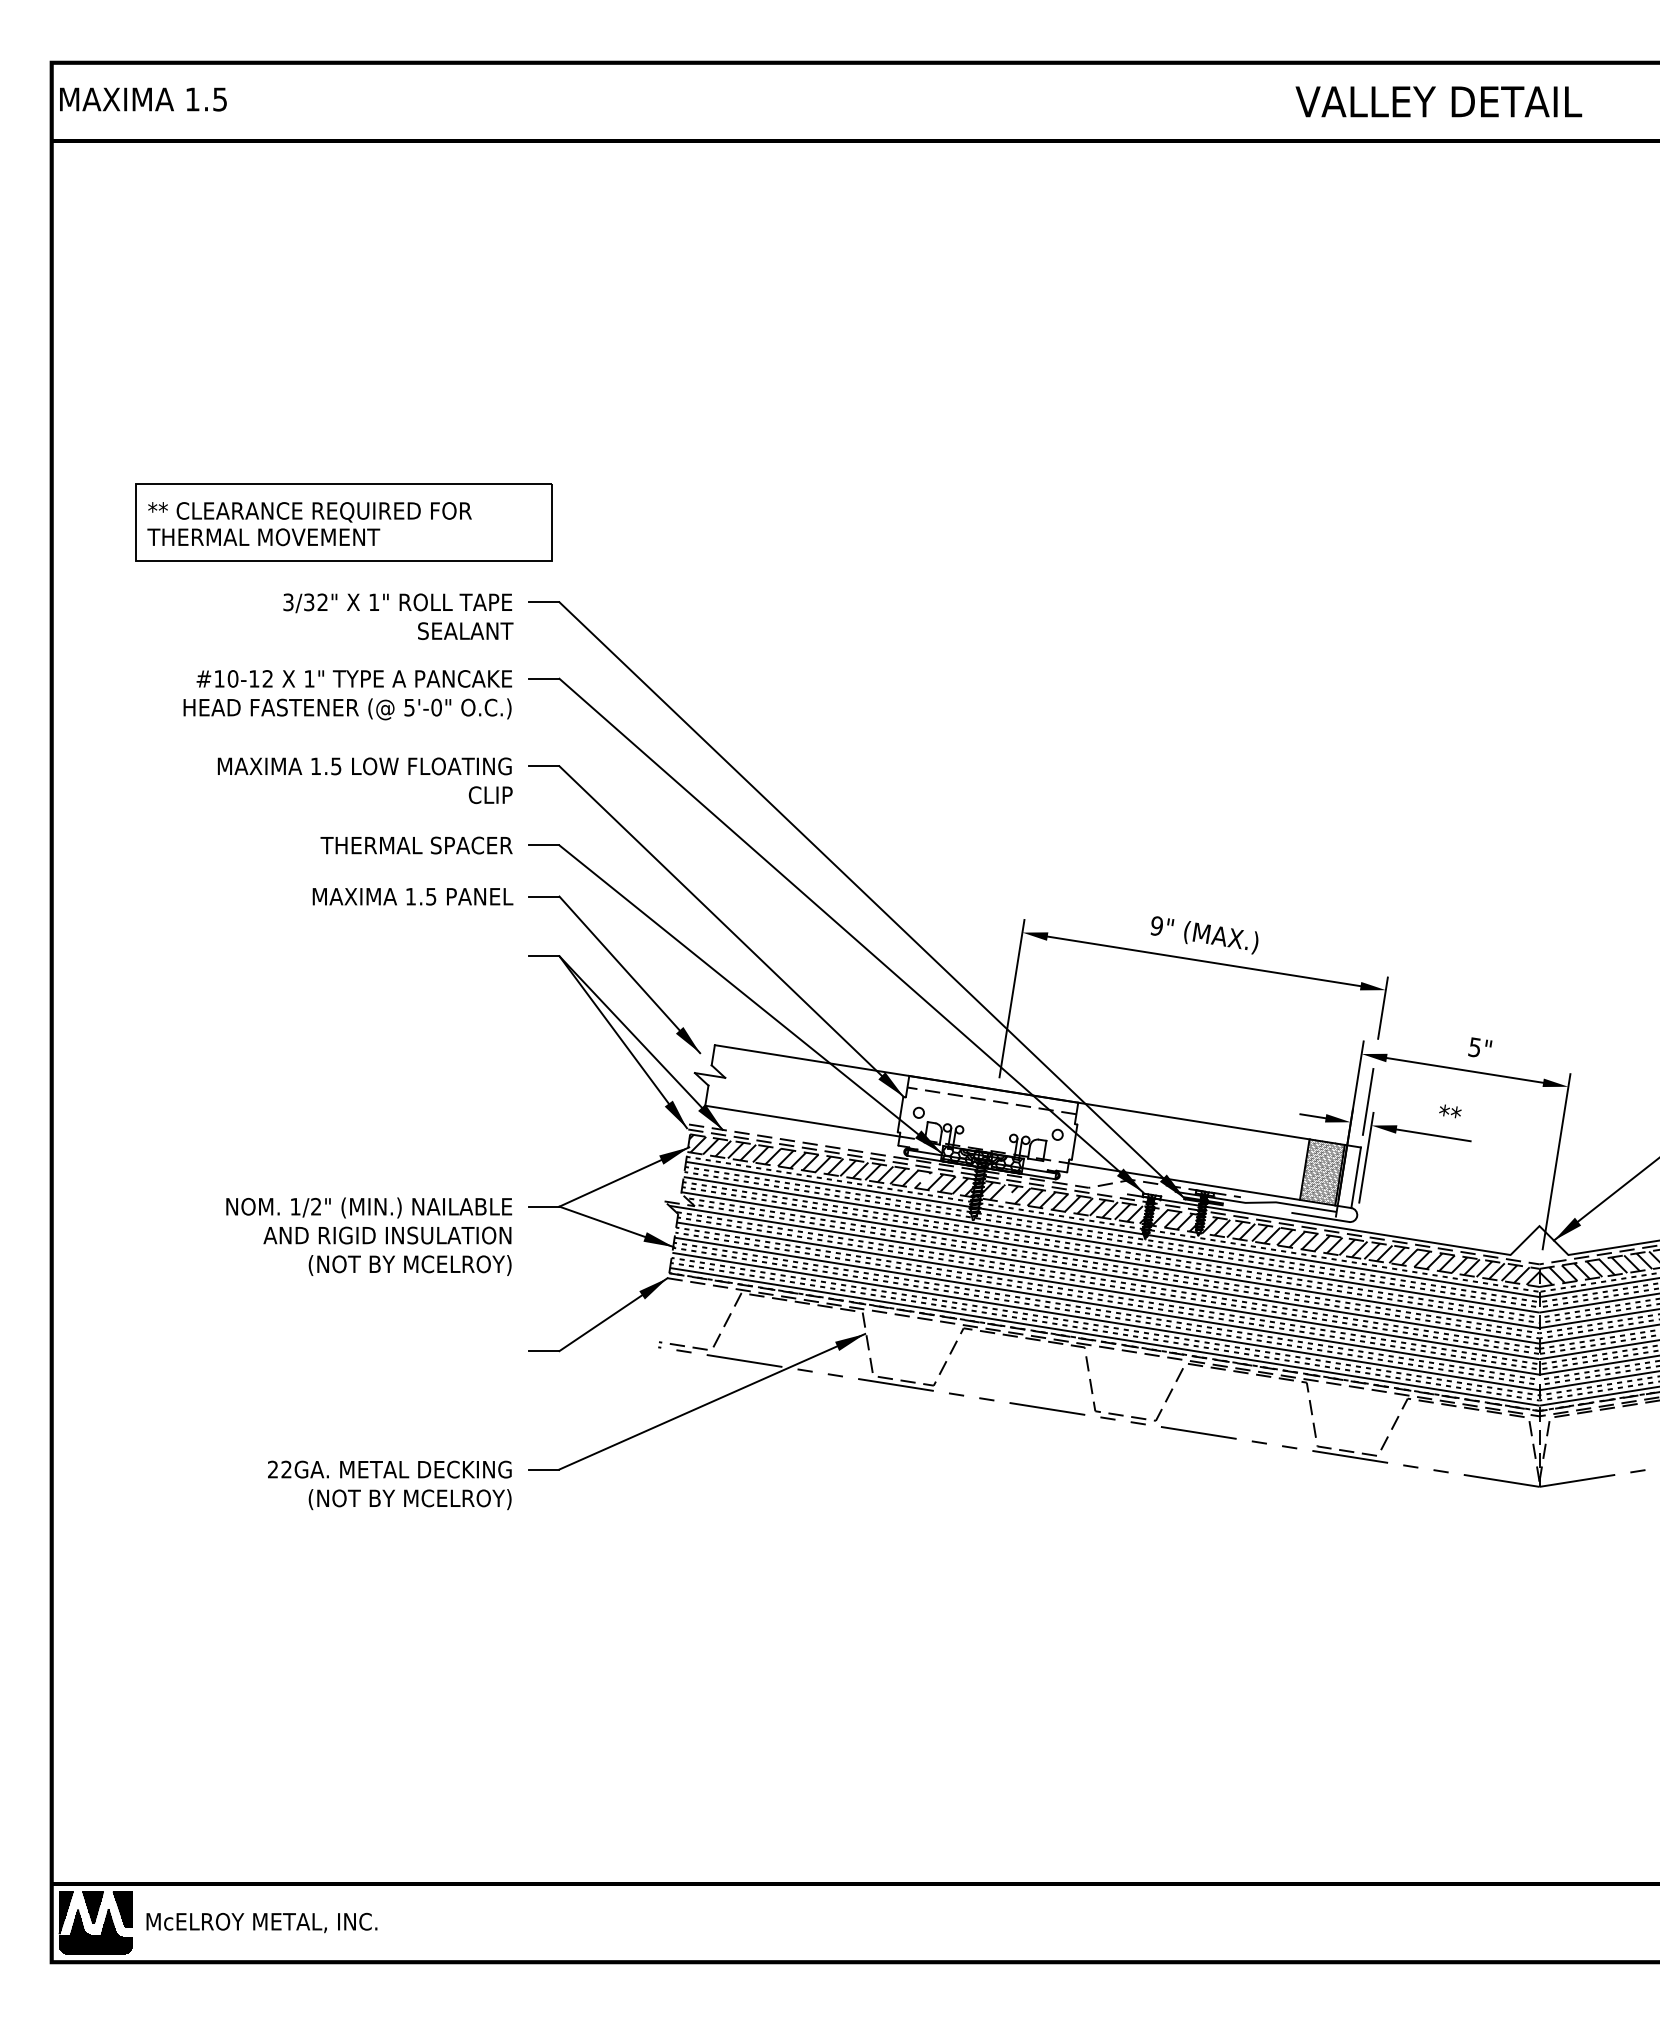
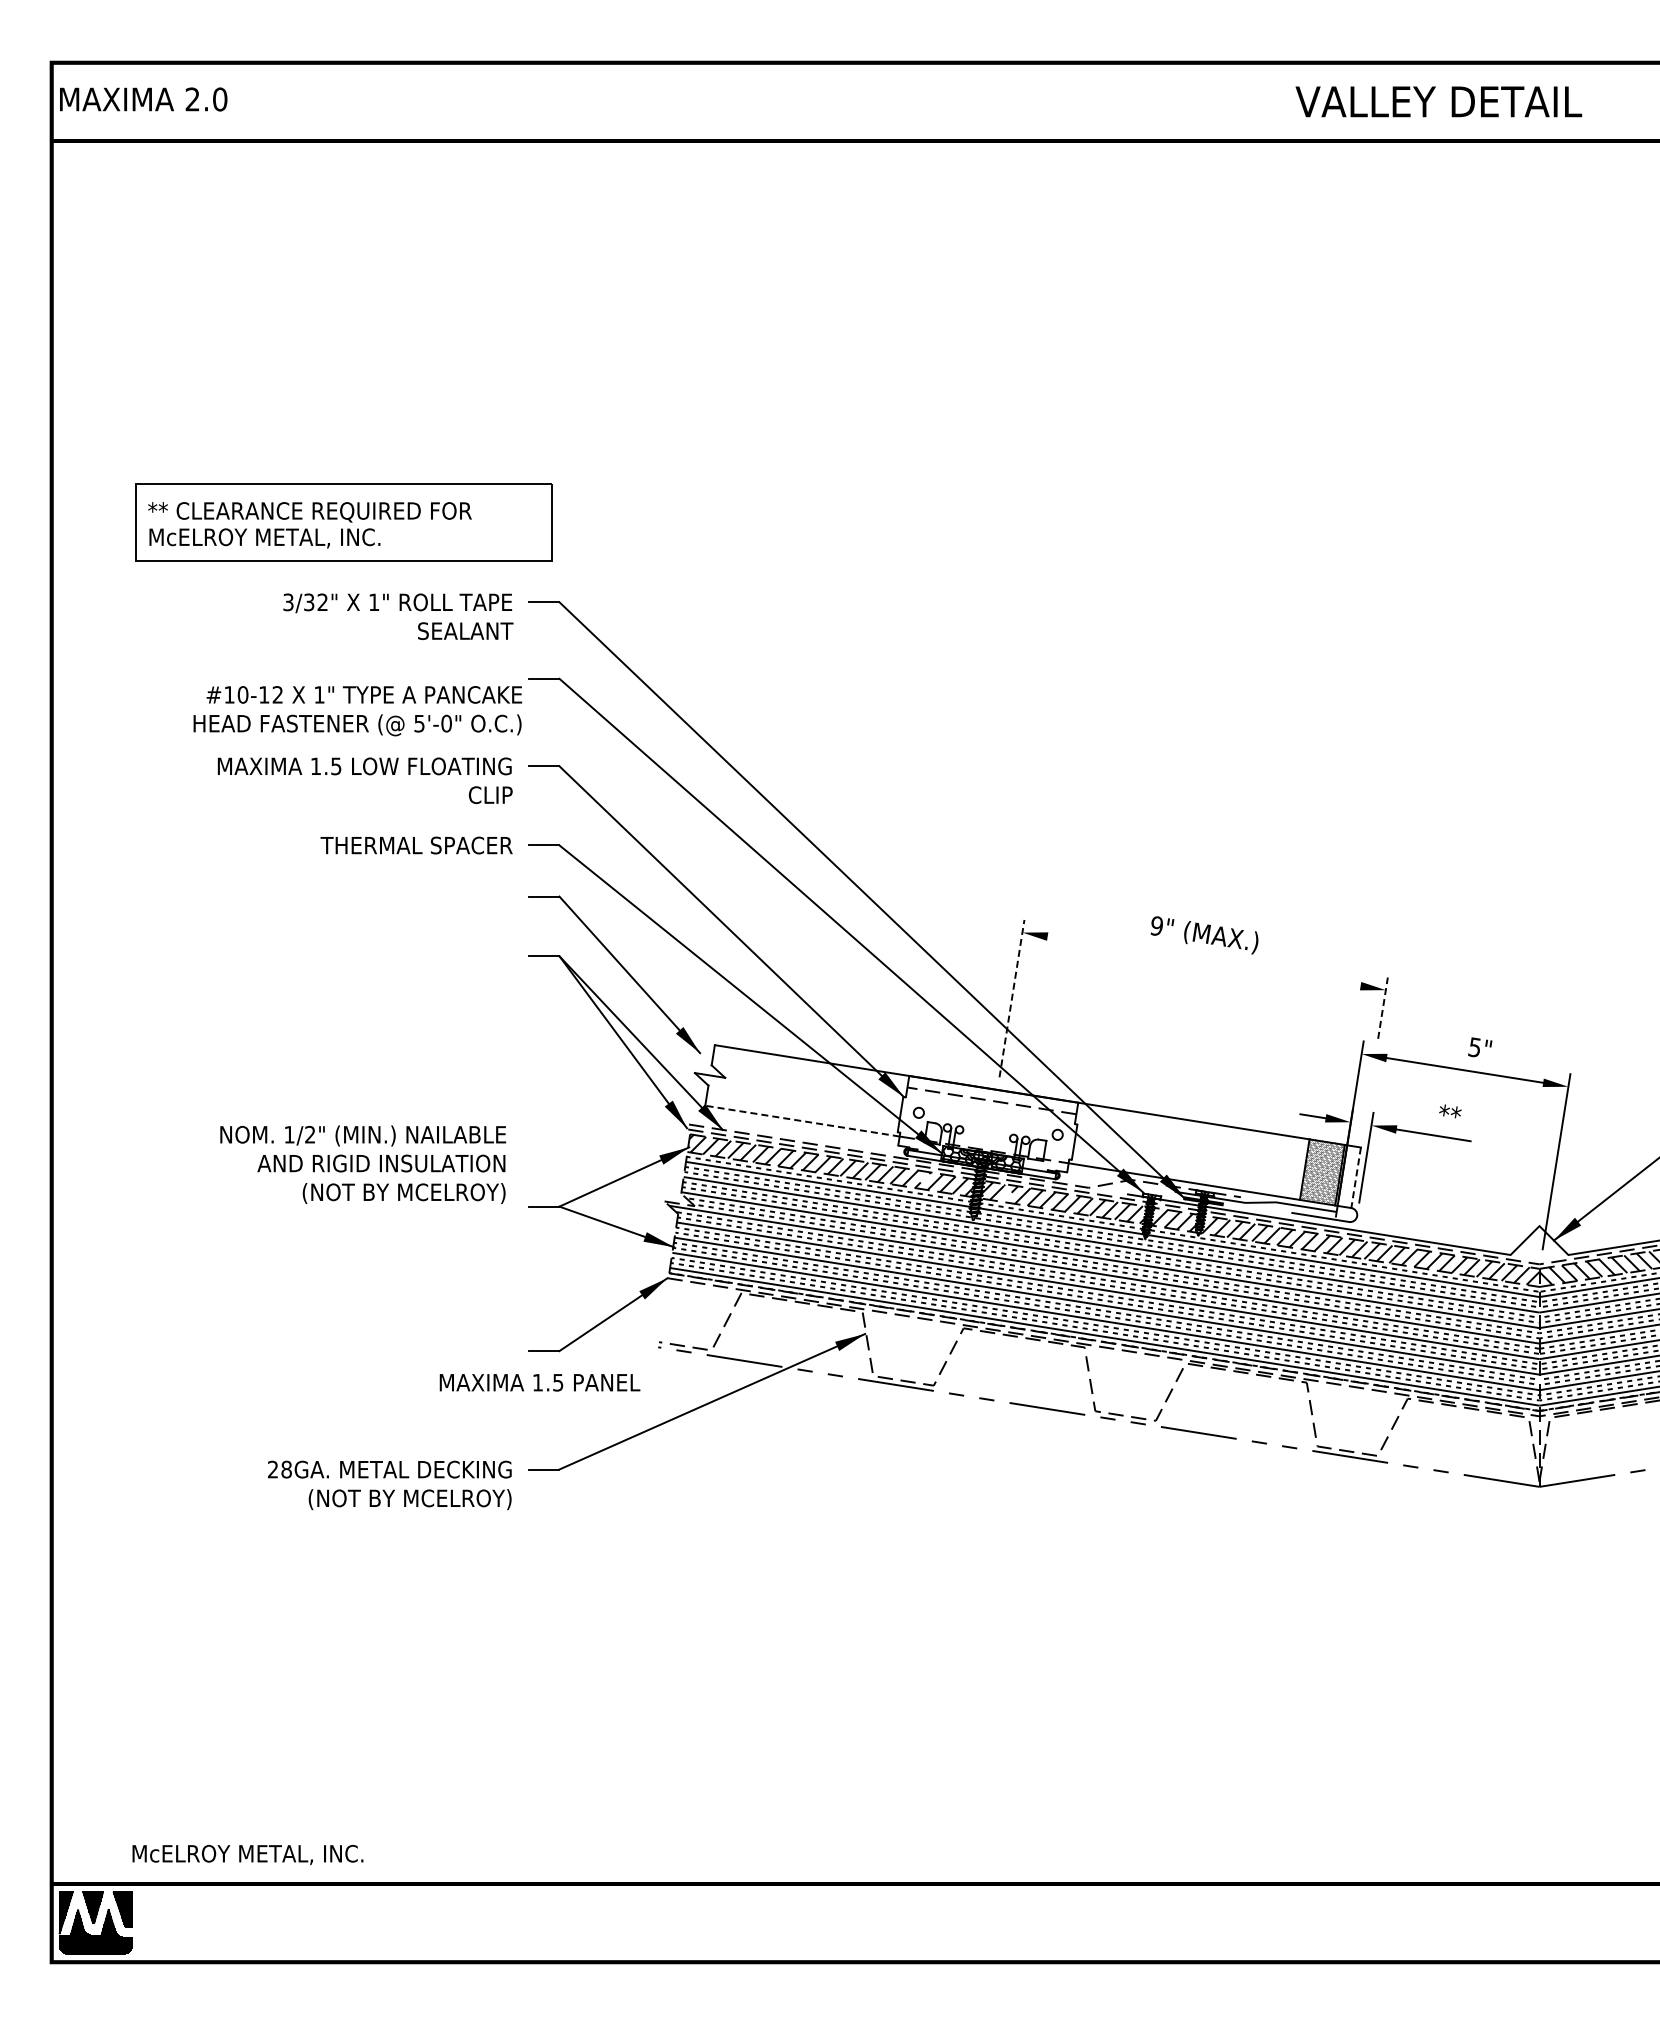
text: 1.5 -> 2.0 (206, 99)
text: THERMAL MOVEMENT -> McELROY METAL, INC. (263, 538)
text position: (347, 695) -> (357, 711) (357, 711)
text position: (412, 896) -> (539, 1382) (539, 1382)
line: present -> none (1203, 961)
line: solid -> dashed (1011, 998)
line: solid -> dashed (1383, 1007)
line: present -> none (1367, 1101)
line: solid -> dashed (802, 1121)
line: solid -> dashed (1356, 1177)
text position: (369, 1236) -> (363, 1164) (363, 1164)
text: 22GA. -> 28GA. (286, 1469)
text position: (261, 1923) -> (247, 1855) (247, 1855)
